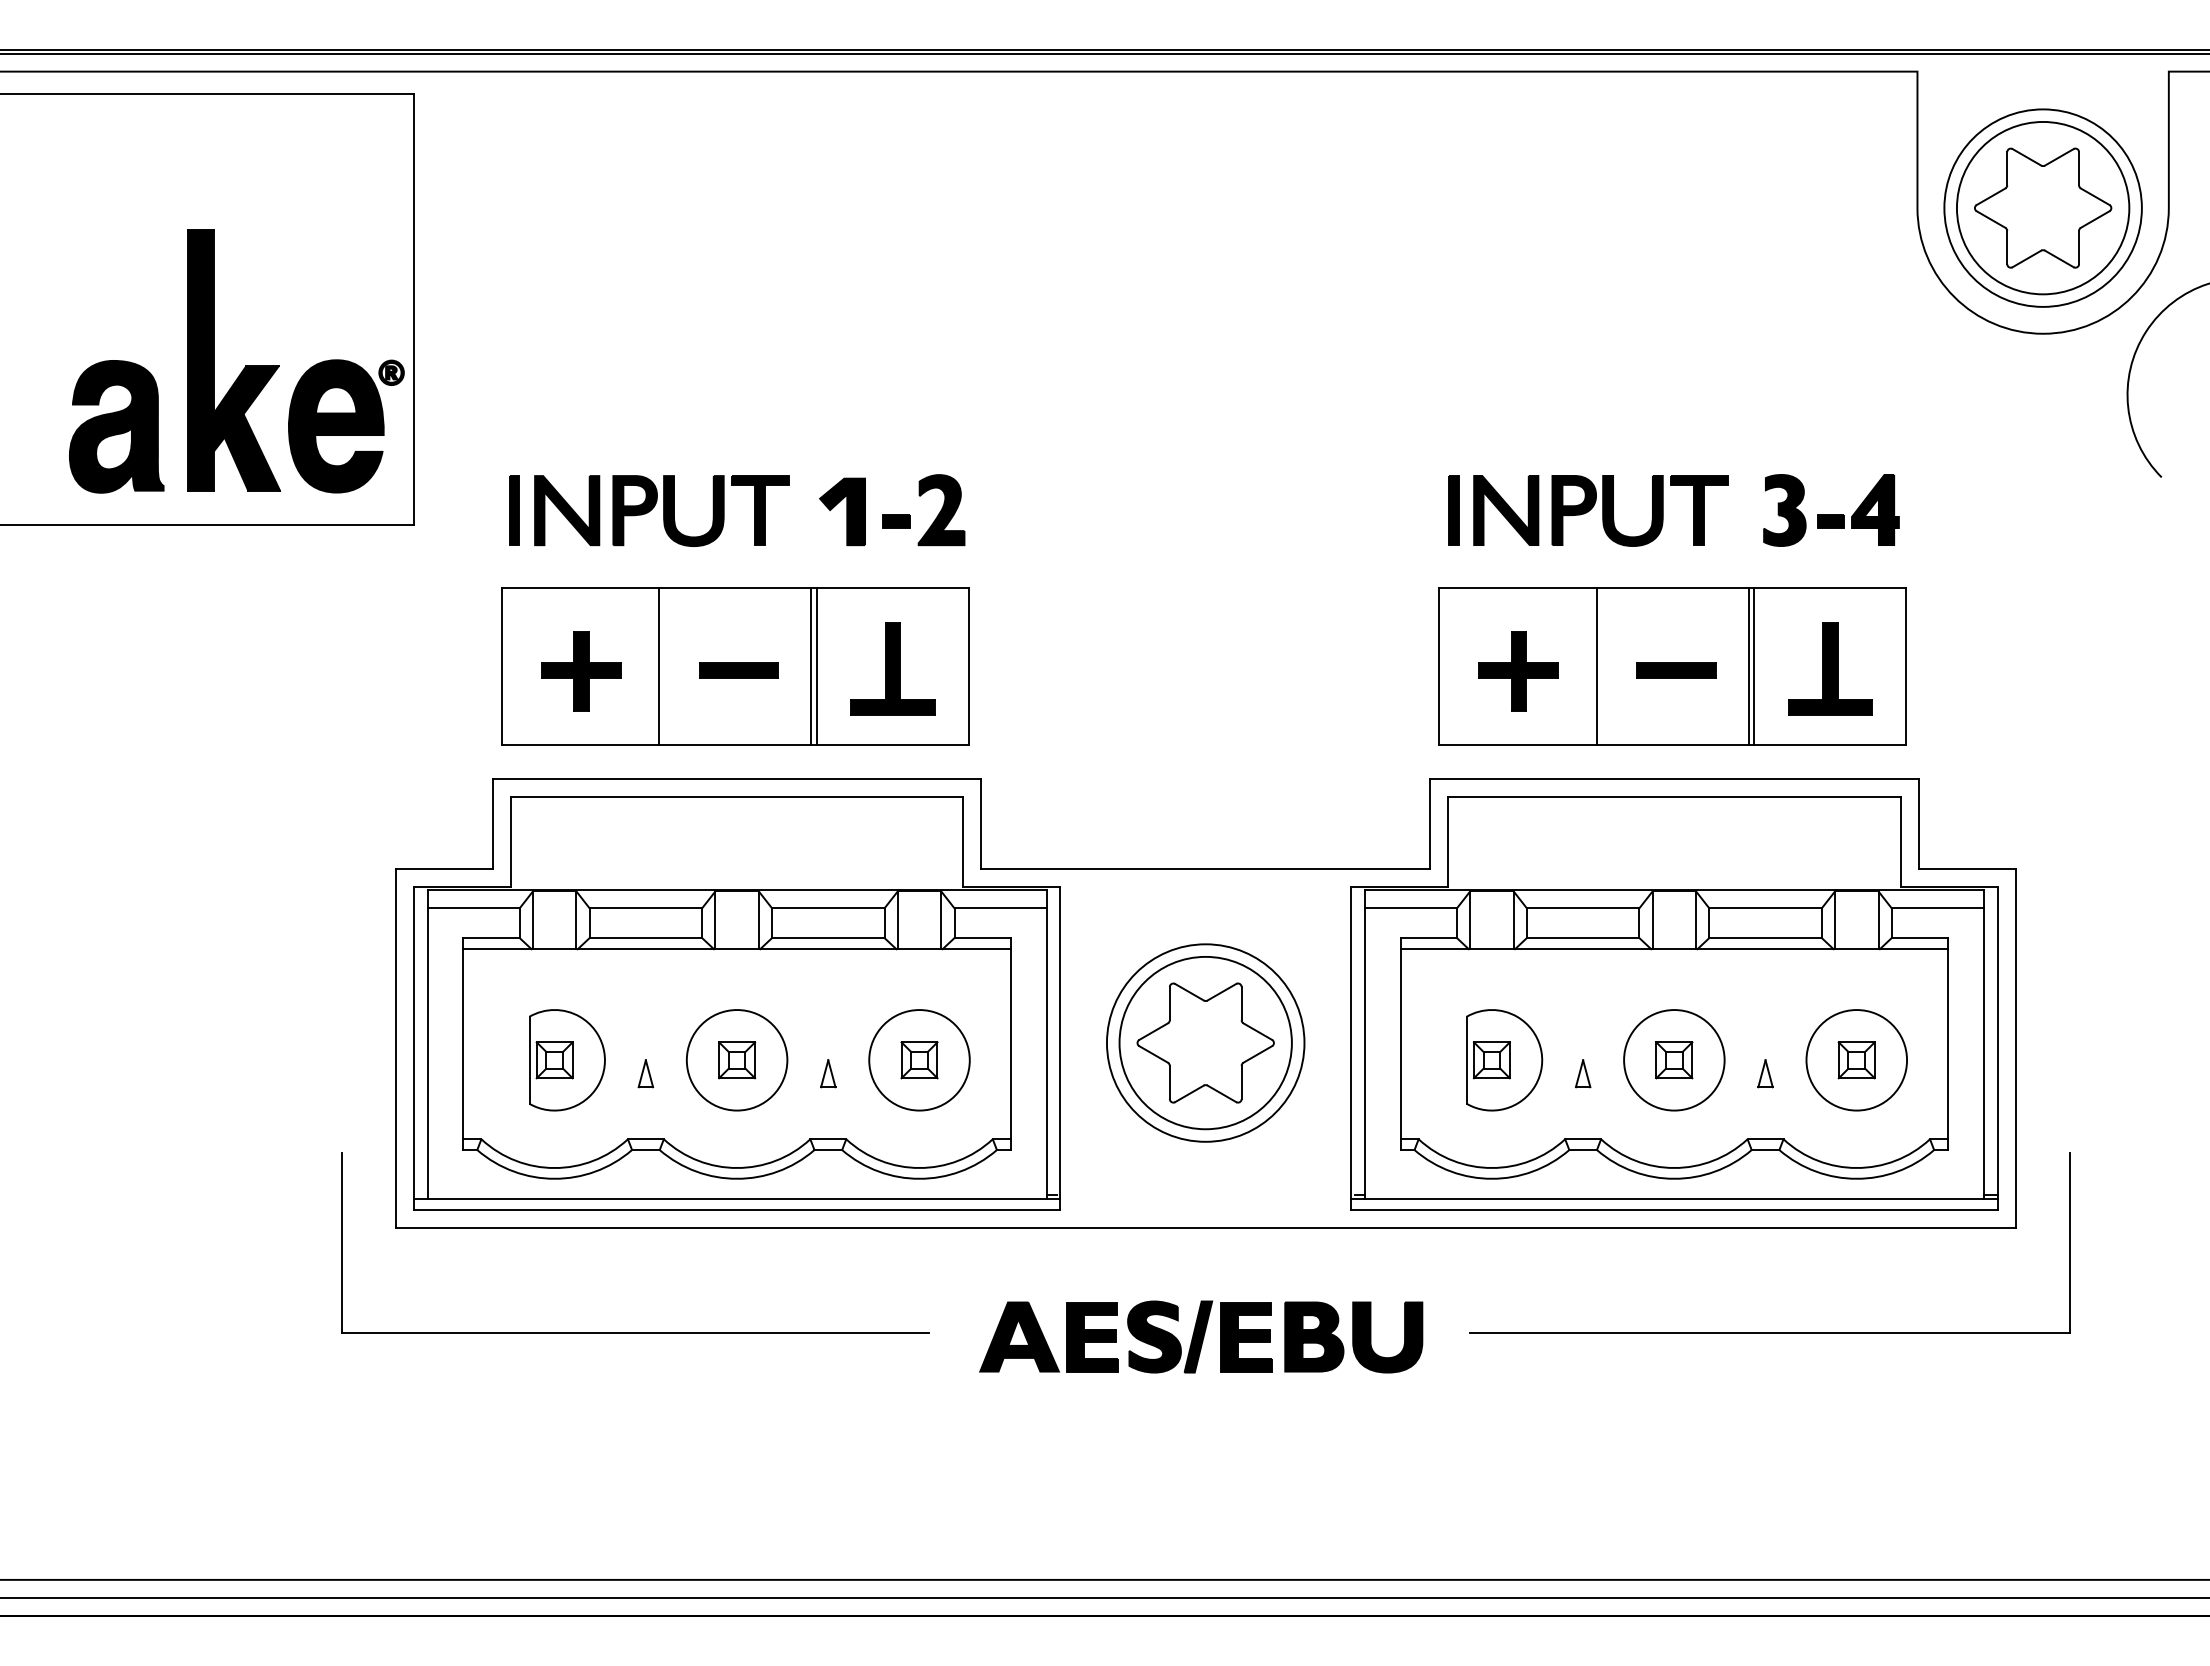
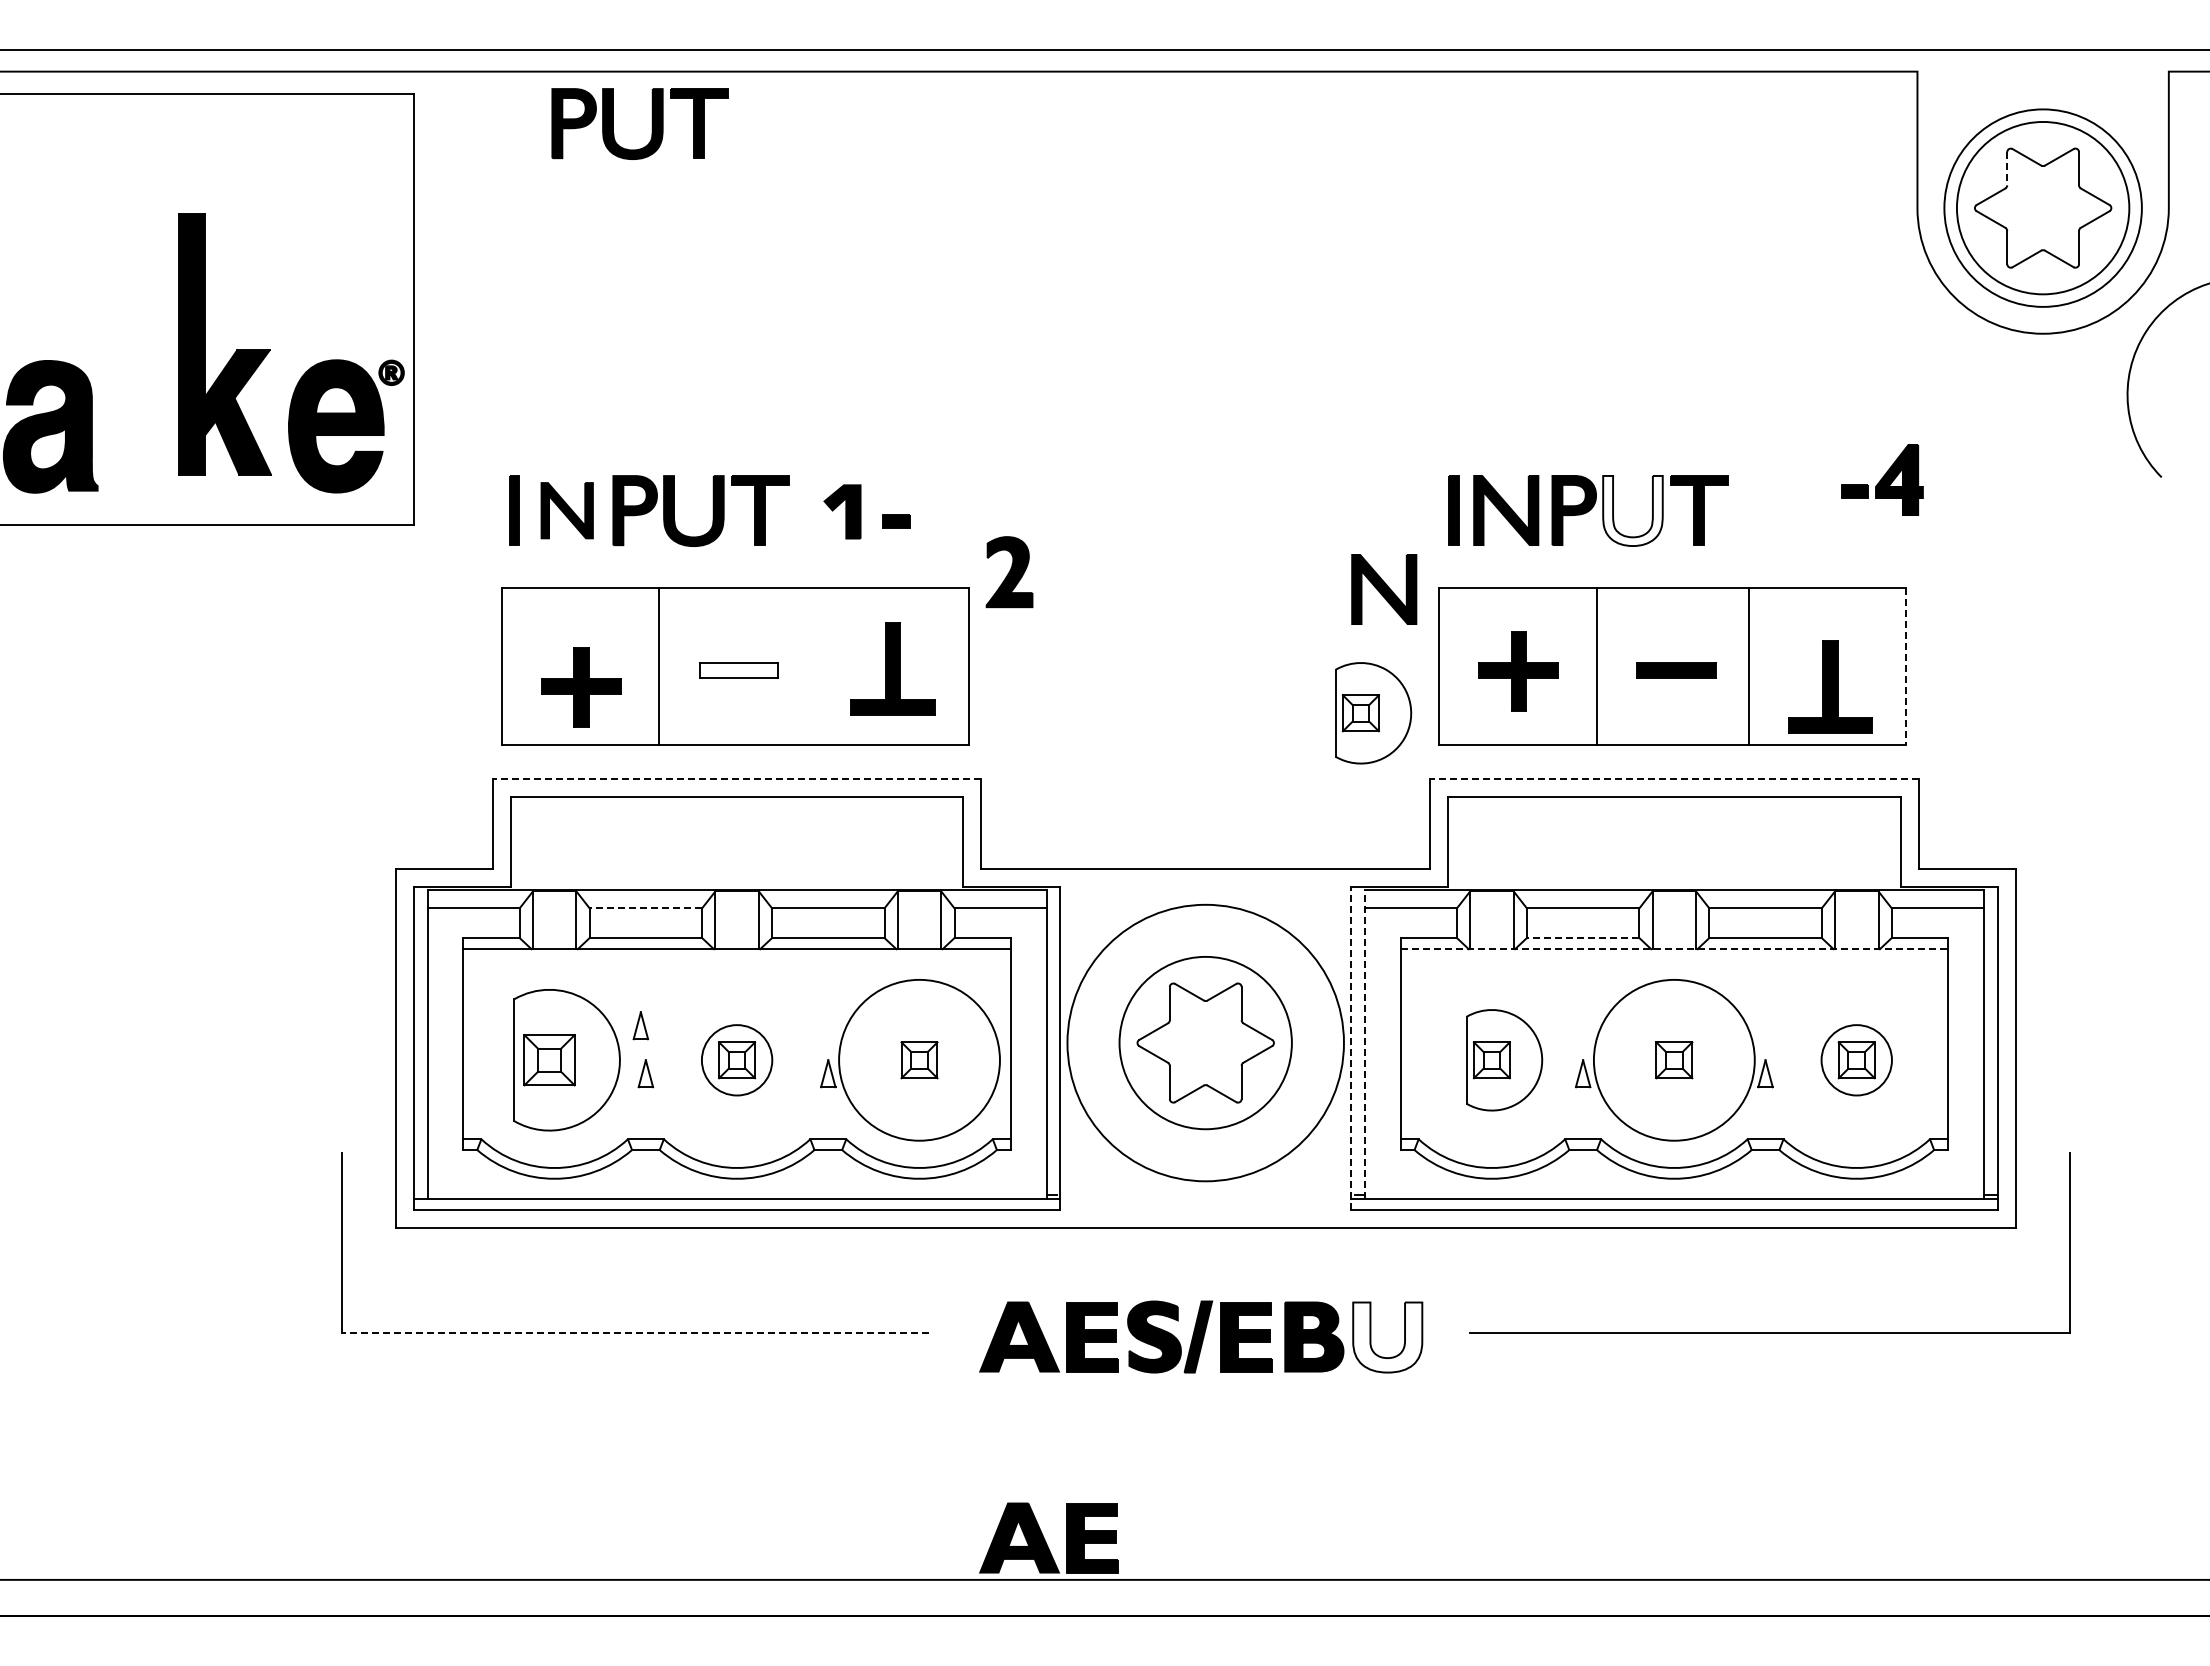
line: present -> none (1104, 53)
part: none -> present (651, 123)
line: solid -> dashed (2007, 168)
part position: (242, 369) -> (233, 353) (233, 353)
part position: (116, 426) -> (50, 426) (50, 426)
part position: (1858, 509) -> (1882, 479) (1882, 479)
part size: 67x72 px -> 54x58 px (566, 510)
part position: (941, 510) -> (1009, 572) (1009, 572)
fill: present -> none (1632, 510)
part: present -> none (1784, 510)
part size: 47x70 px -> 39x56 px (842, 511)
part: none -> present (1384, 589)
line: present -> none (811, 666)
line: present -> none (816, 666)
line: present -> none (1754, 666)
line: solid -> dashed (1906, 666)
part position: (1830, 668) -> (1830, 686) (1830, 686)
fill: present -> none (738, 670)
part position: (581, 671) -> (581, 687) (581, 687)
part: none -> present (1373, 713)
line: solid -> dashed (736, 779)
line: solid -> dashed (1673, 779)
line: solid -> dashed (645, 908)
line: solid -> dashed (1582, 938)
line: solid -> dashed (1674, 949)
part: none -> present (640, 1025)
circle diameter: 198 px -> 277 px (1205, 1042)
line: solid -> dashed (1364, 1044)
line: solid -> dashed (1351, 1048)
part size: 77x103 px -> 108x143 px (566, 1060)
circle diameter: 101 px -> 70 px (736, 1060)
circle diameter: 101 px -> 161 px (919, 1059)
circle diameter: 101 px -> 161 px (1673, 1059)
circle diameter: 101 px -> 70 px (1856, 1060)
line: solid -> dashed (635, 1332)
fill: present -> none (1387, 1337)
part: none -> present (1048, 1537)
line: present -> none (1104, 1597)
